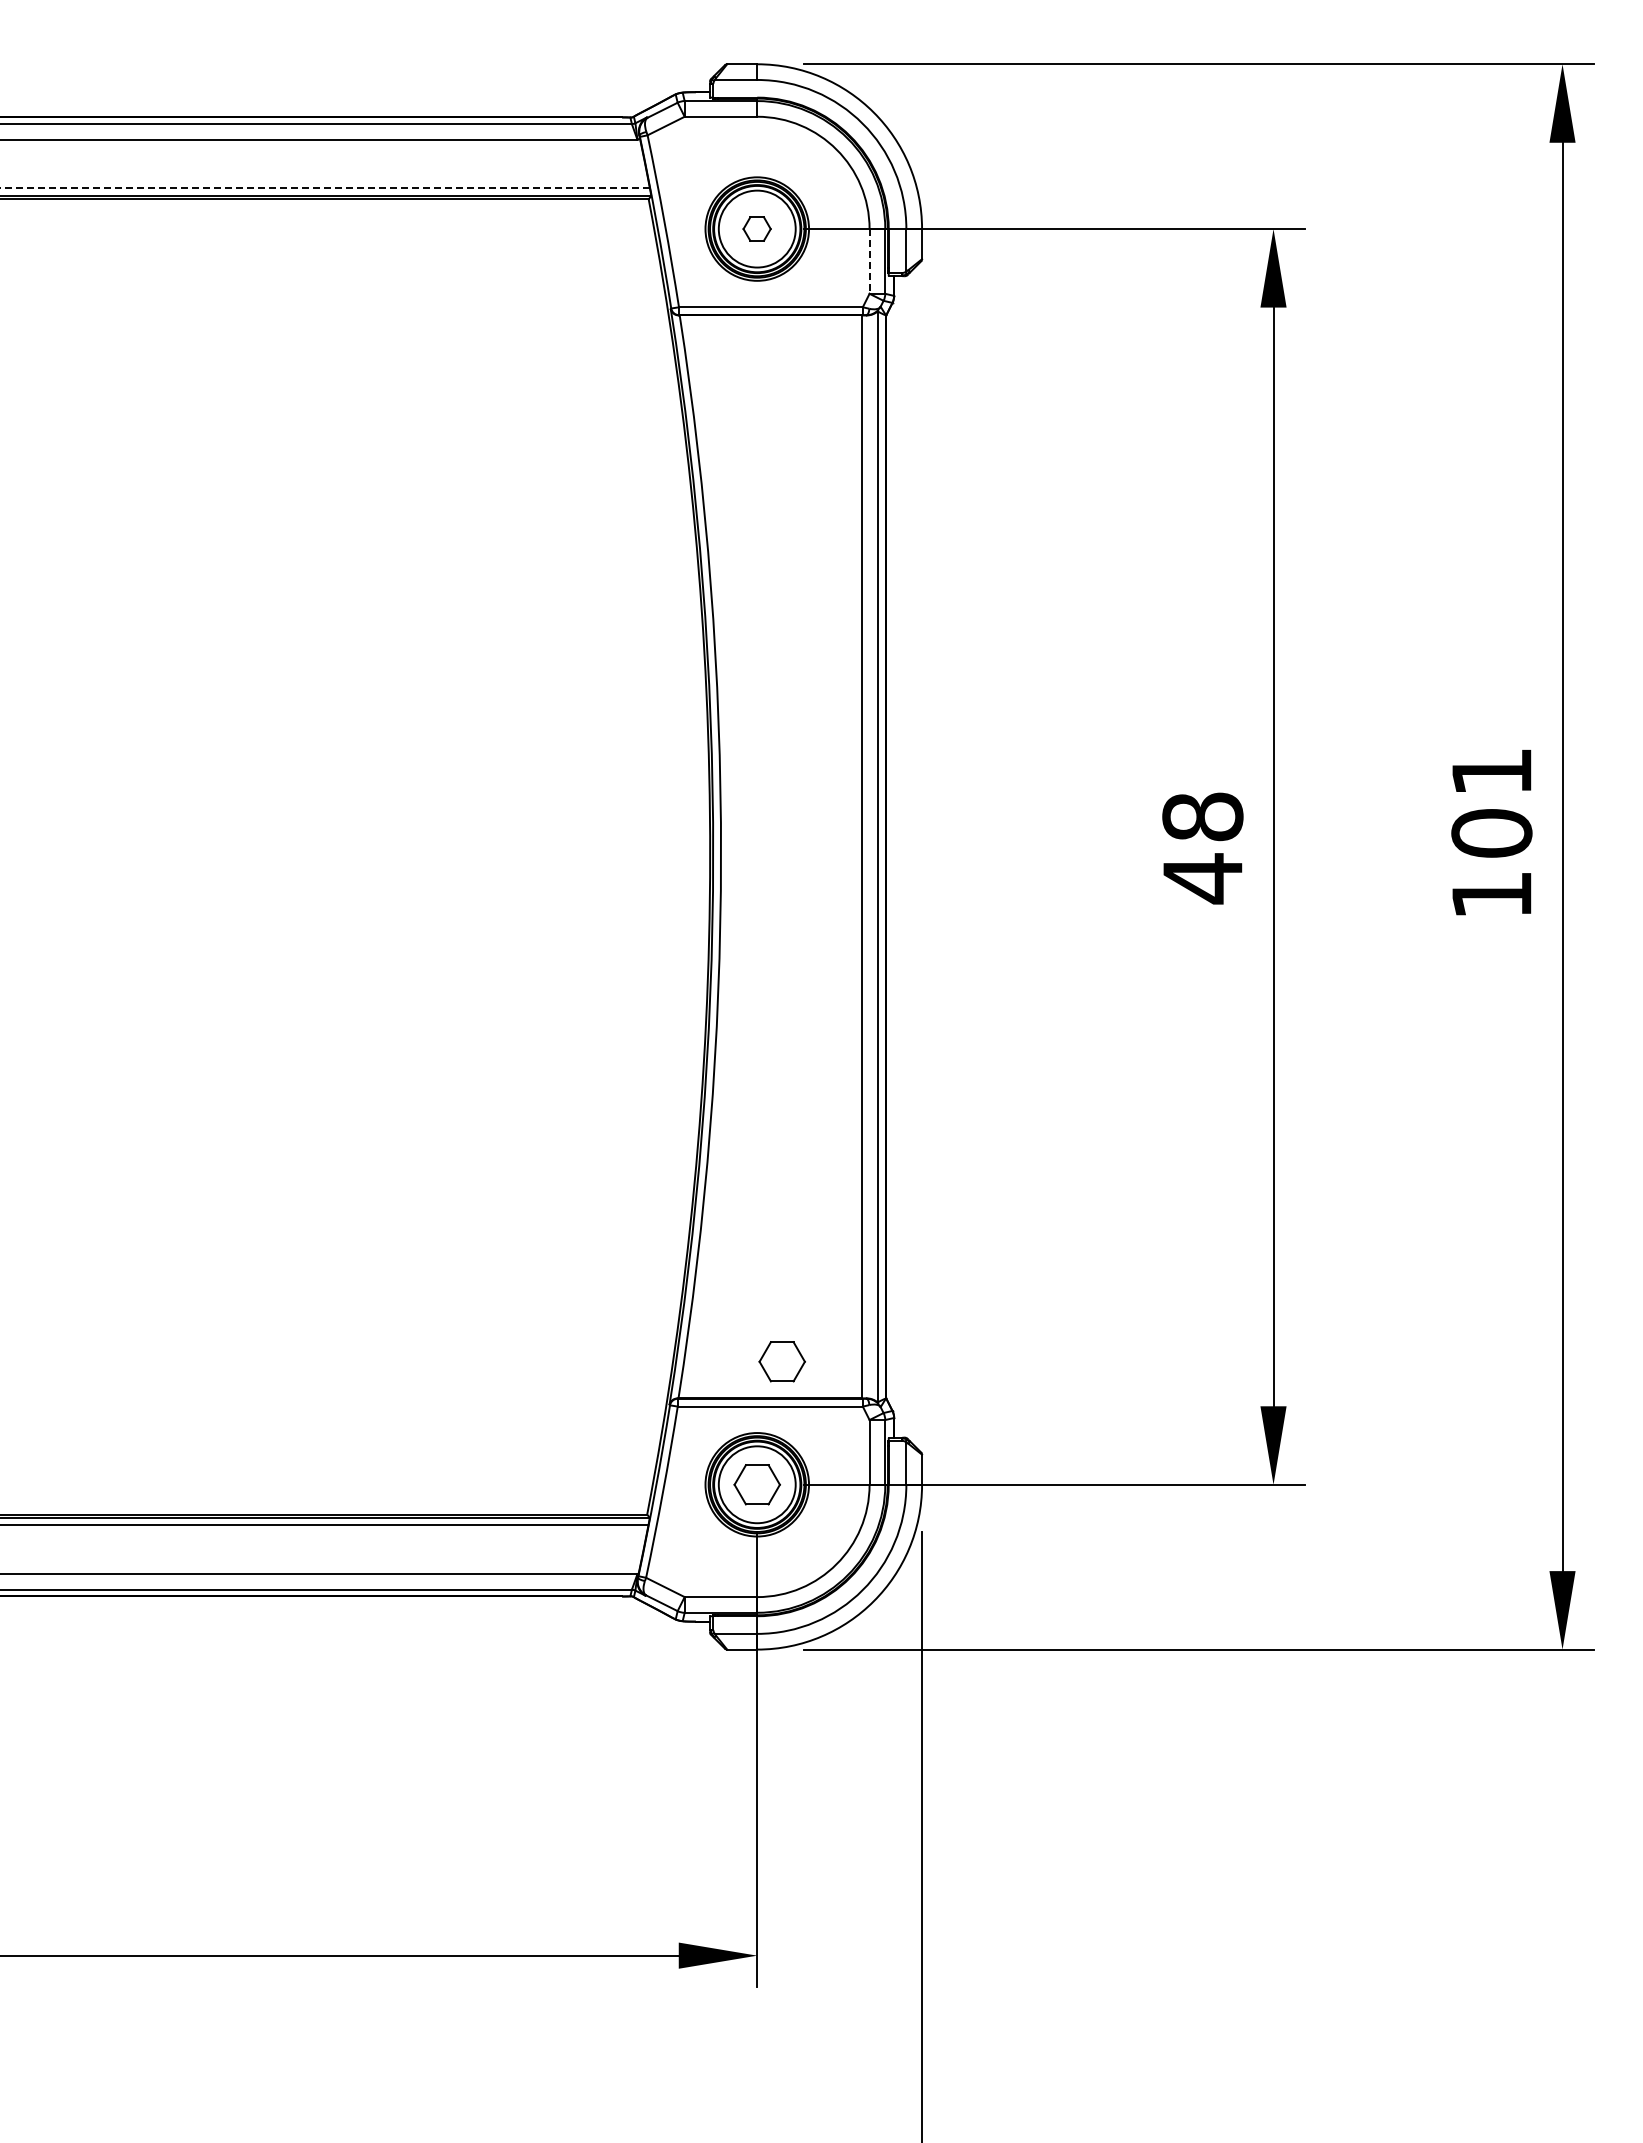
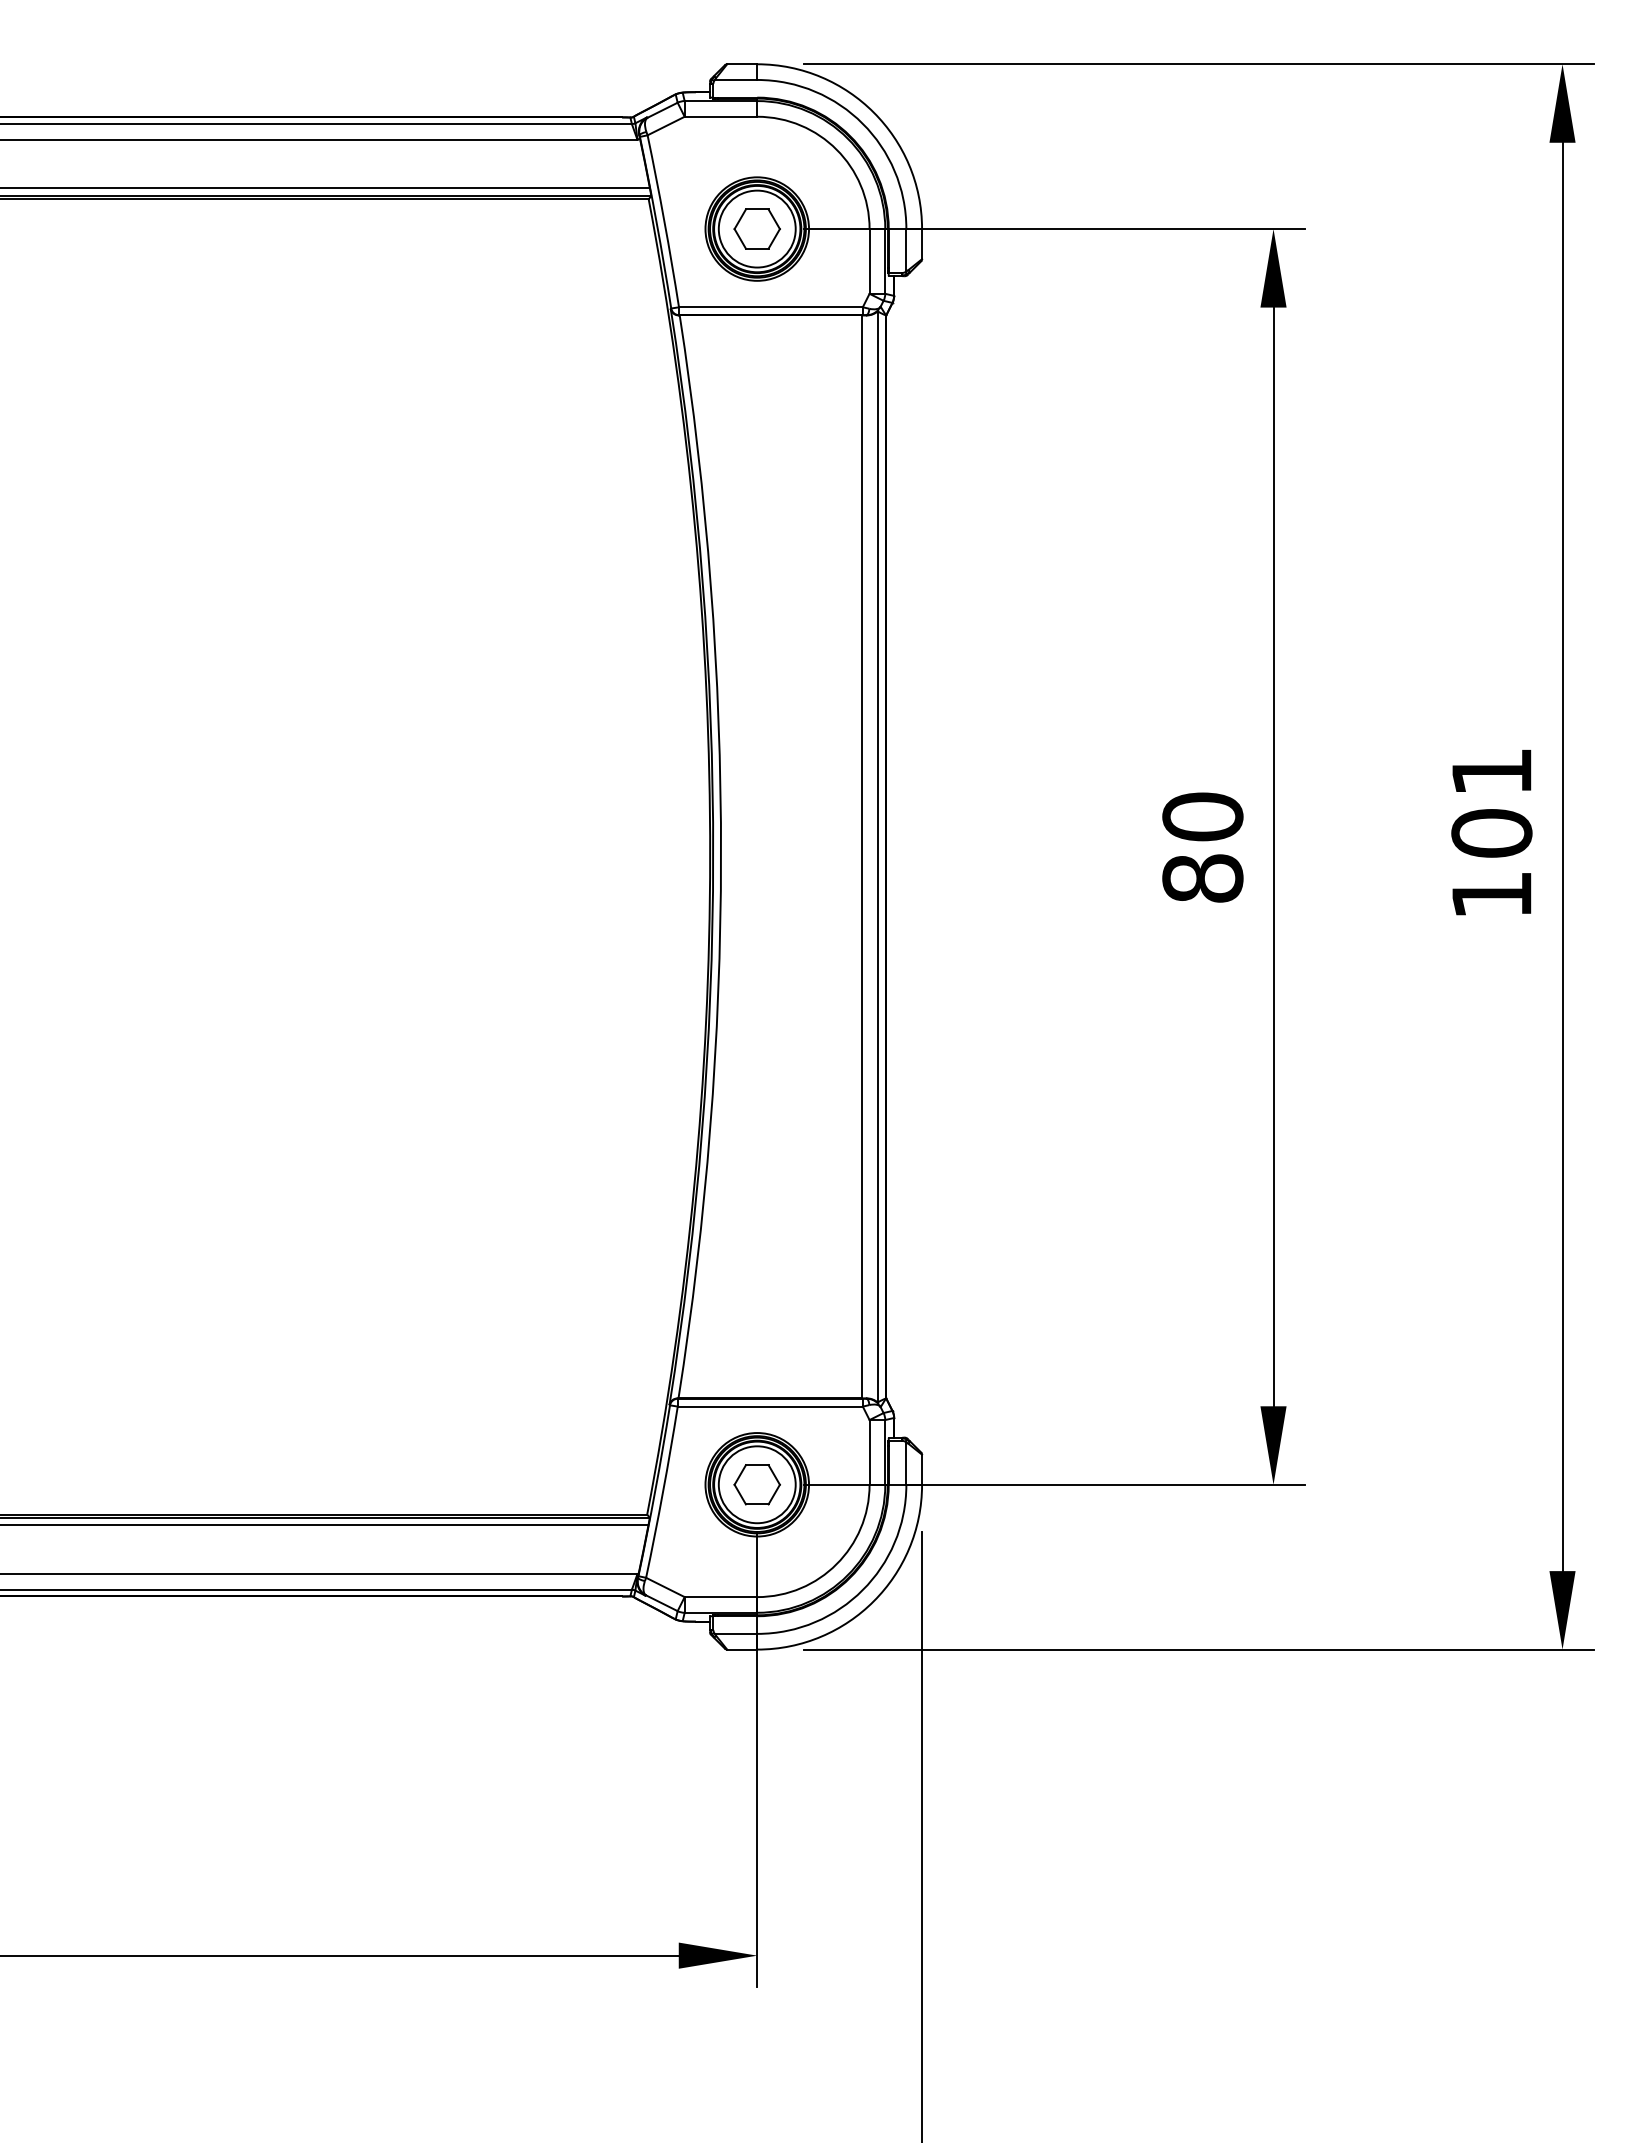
line: dashed -> solid (324, 188)
part size: 30x26 px -> 48x42 px (756, 228)
line: dashed -> solid (869, 261)
text: 48 -> 80 (1202, 848)
part: present -> none (781, 1361)
